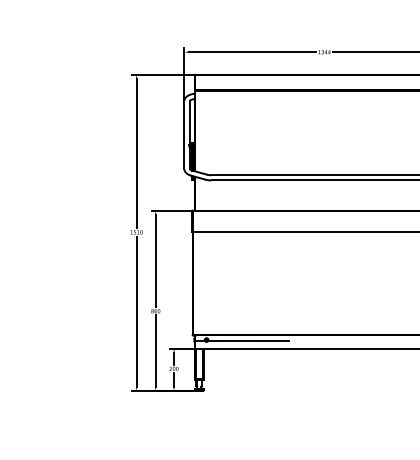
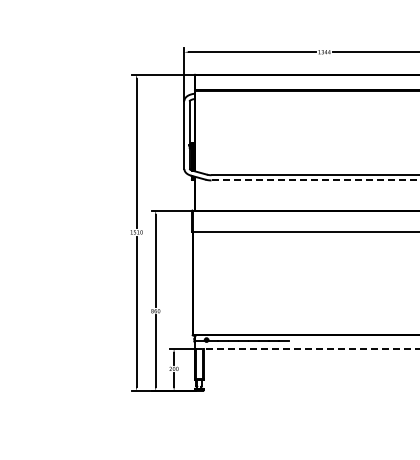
line: solid -> dashed (315, 180)
line: solid -> dashed (308, 348)
